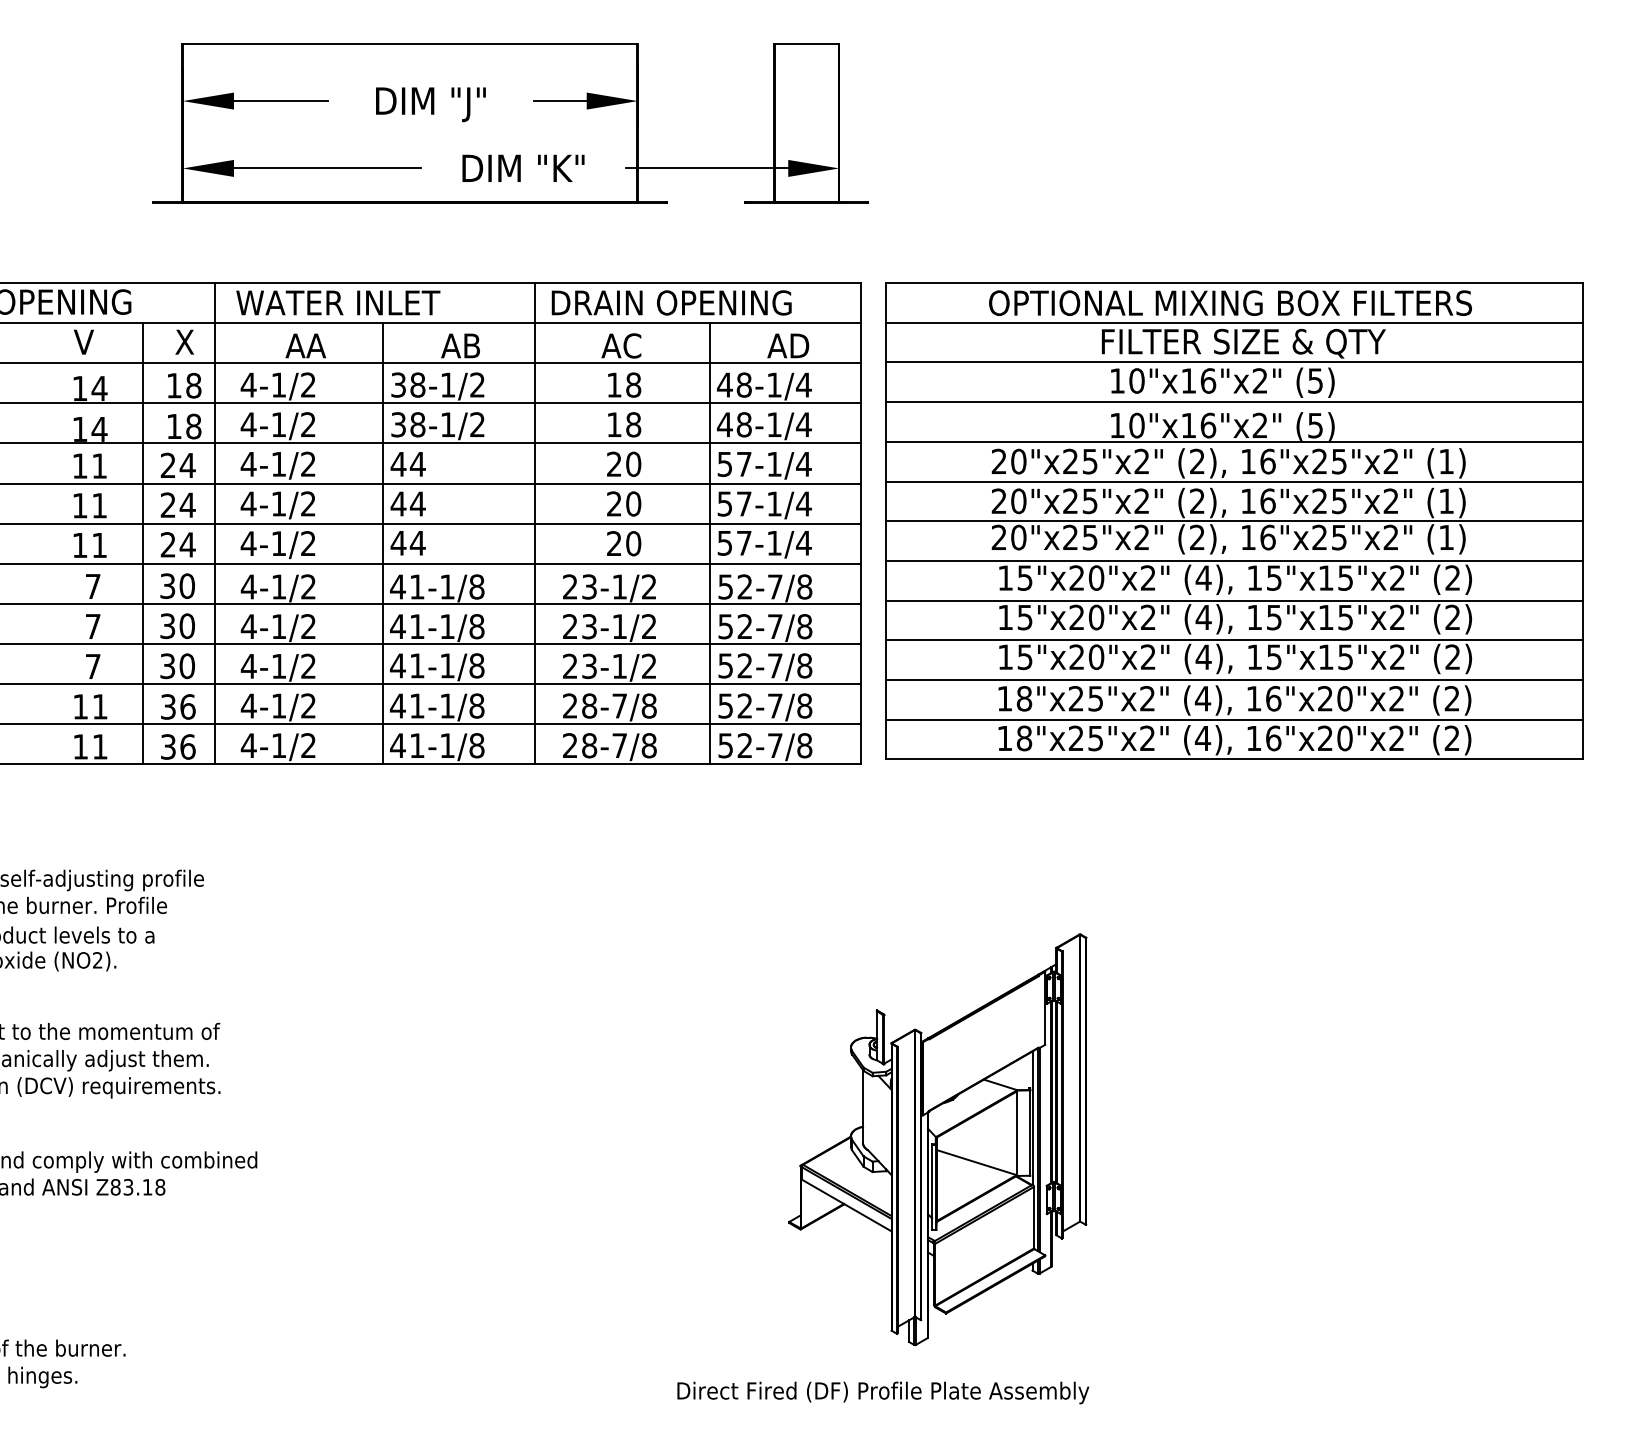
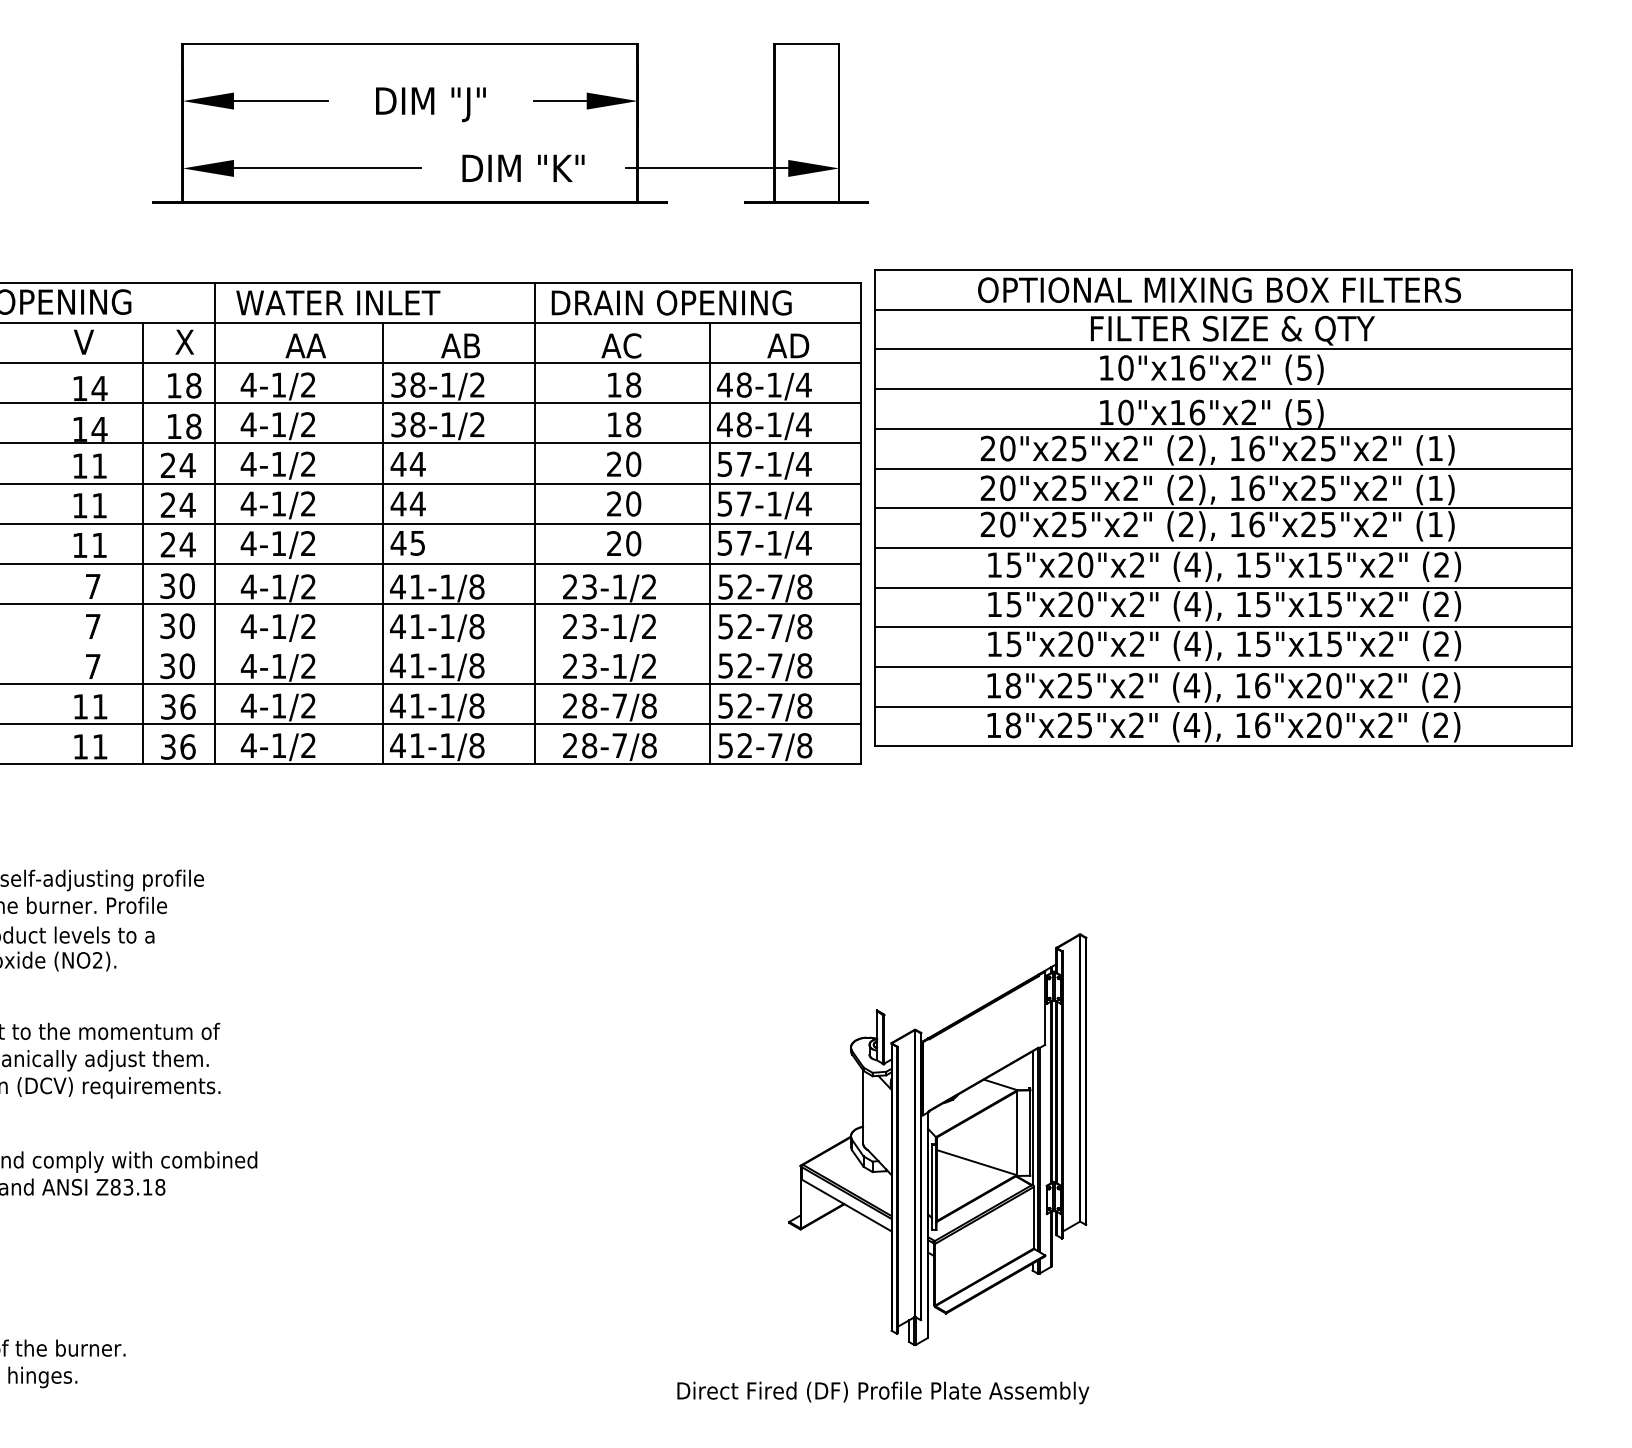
part position: (1234, 520) -> (1223, 507) (1223, 507)
text: 44 -> 45 (417, 543)
line: present -> none (431, 644)
